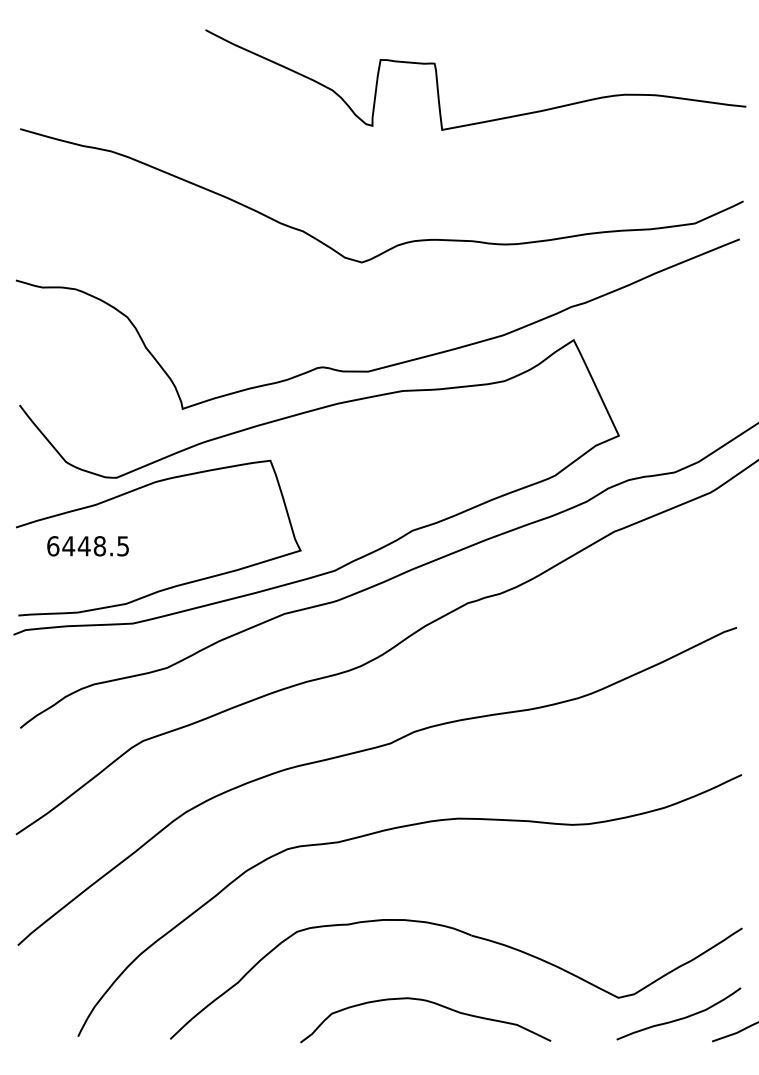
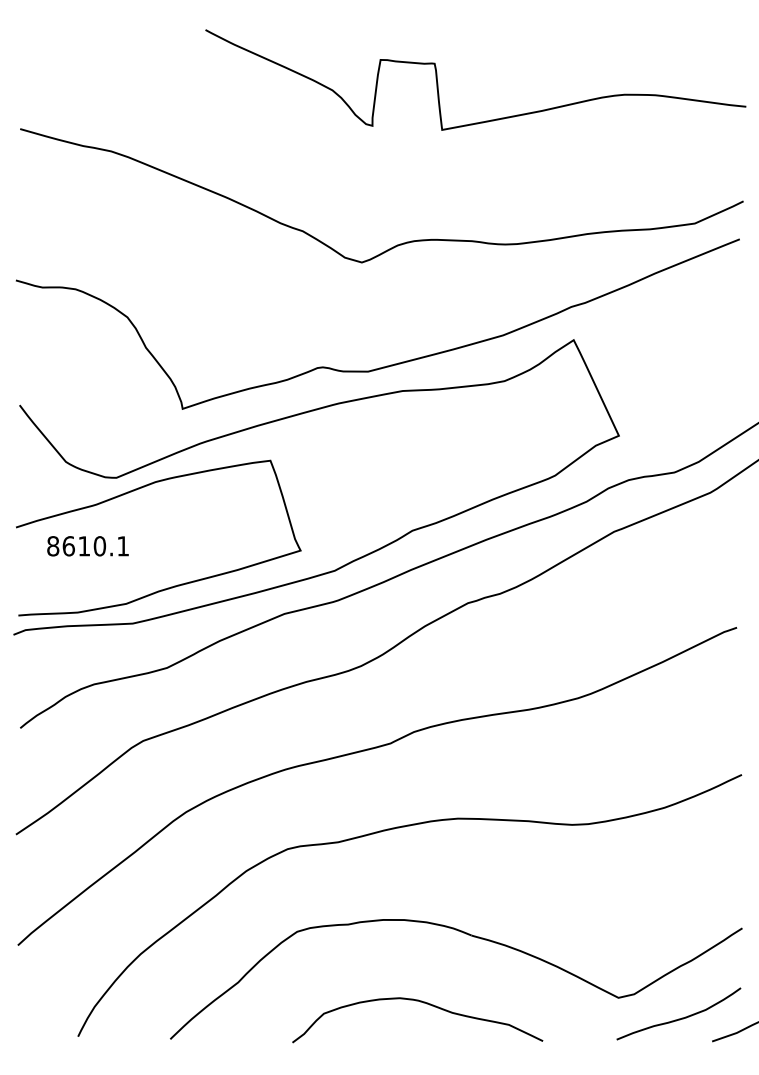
text: 6448.5 -> 8610.1 (87, 546)
curve position: (431, 1003) -> (423, 1003) (423, 1003)
